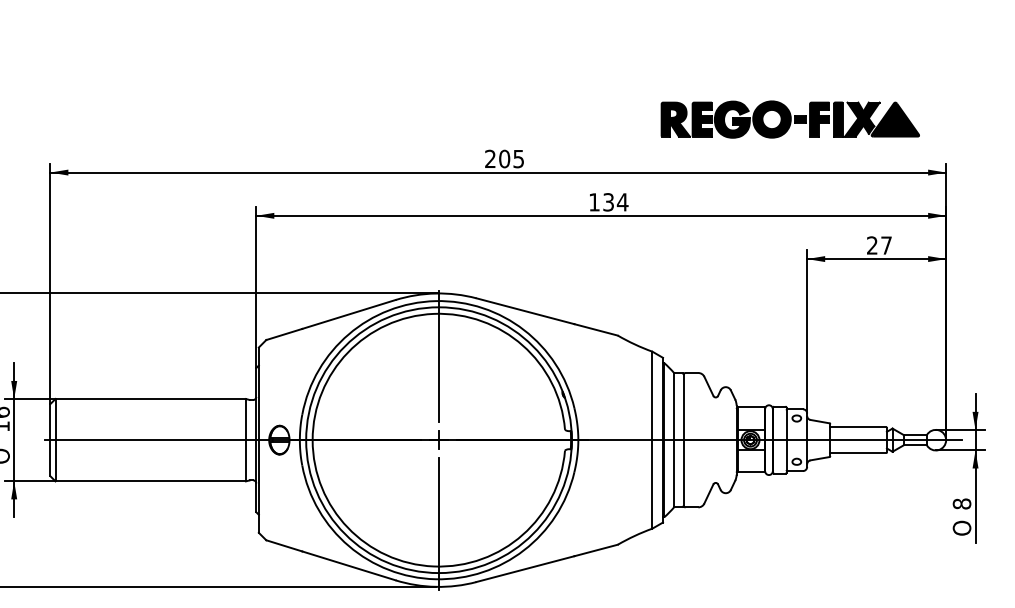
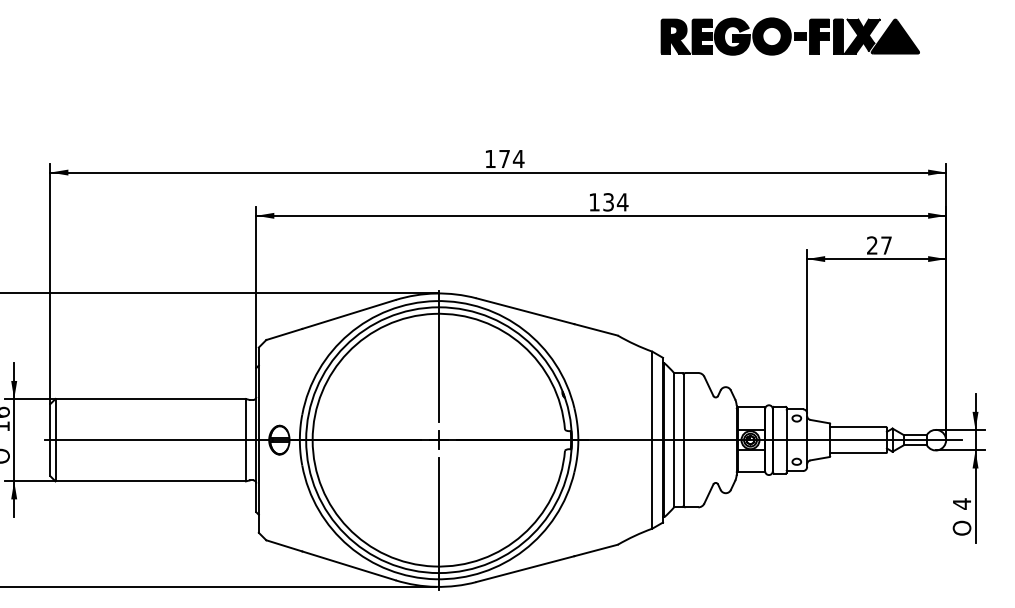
part position: (789, 119) -> (789, 36) (789, 36)
text: 205 -> 174 (504, 158)
text: 8 -> 4 (961, 503)
